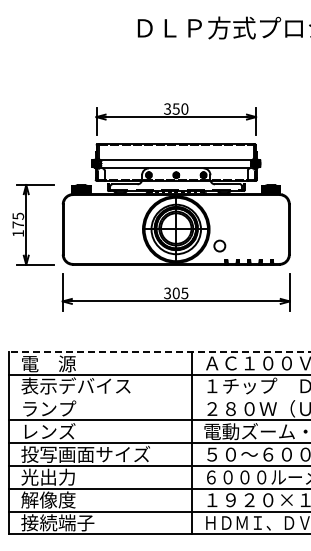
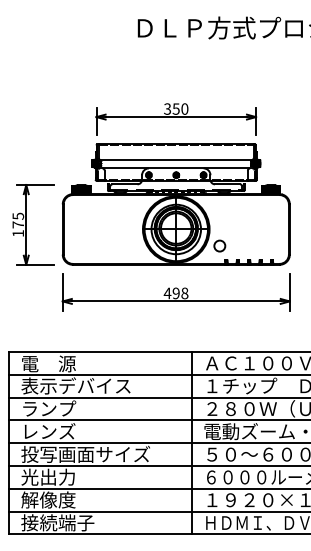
text: 305 -> 498 (175, 293)
line: dashed -> solid (159, 352)
line: none -> present (158, 397)
